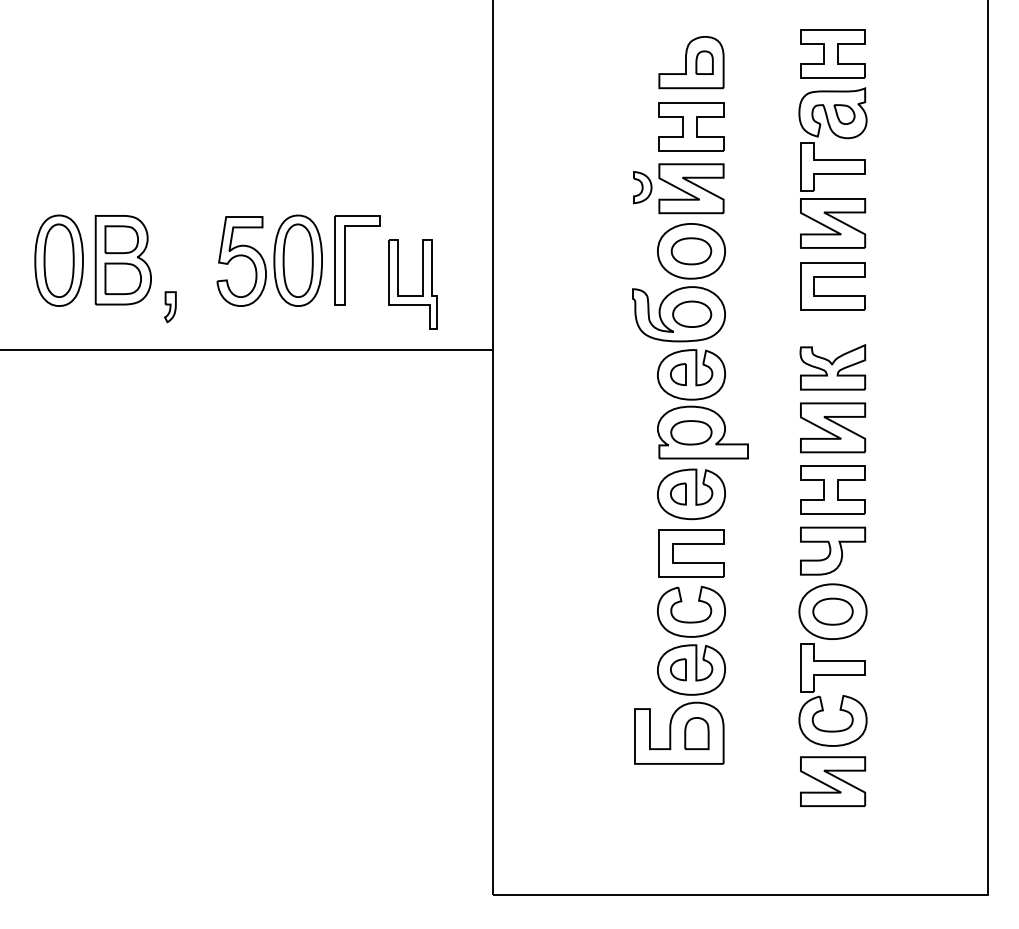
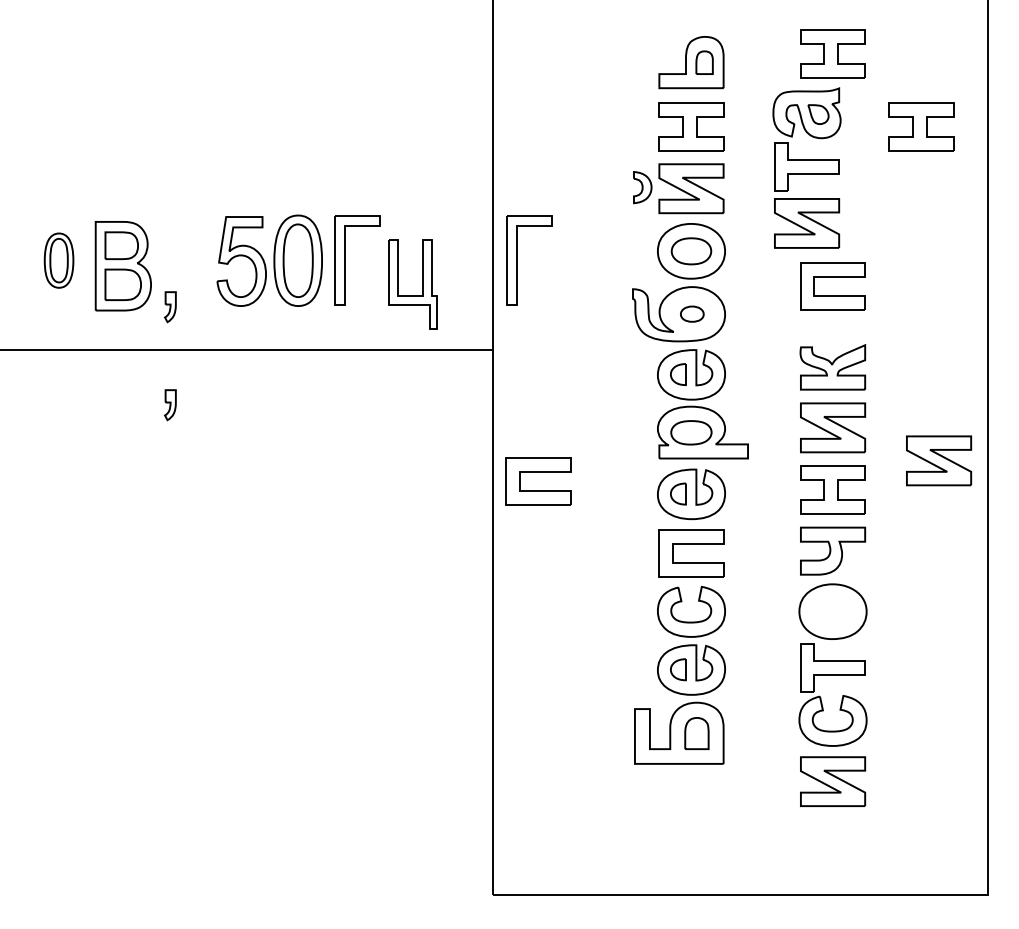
part: none -> present (921, 126)
part position: (832, 167) -> (806, 167) (806, 167)
part size: 50x93 px -> 32x57 px (58, 260)
part position: (122, 260) -> (122, 266) (122, 266)
part: none -> present (517, 260)
part size: 41x28 px -> 25x18 px (692, 313)
part: none -> present (170, 405)
part: none -> present (939, 460)
part: none -> present (538, 472)
part: present -> none (832, 611)
